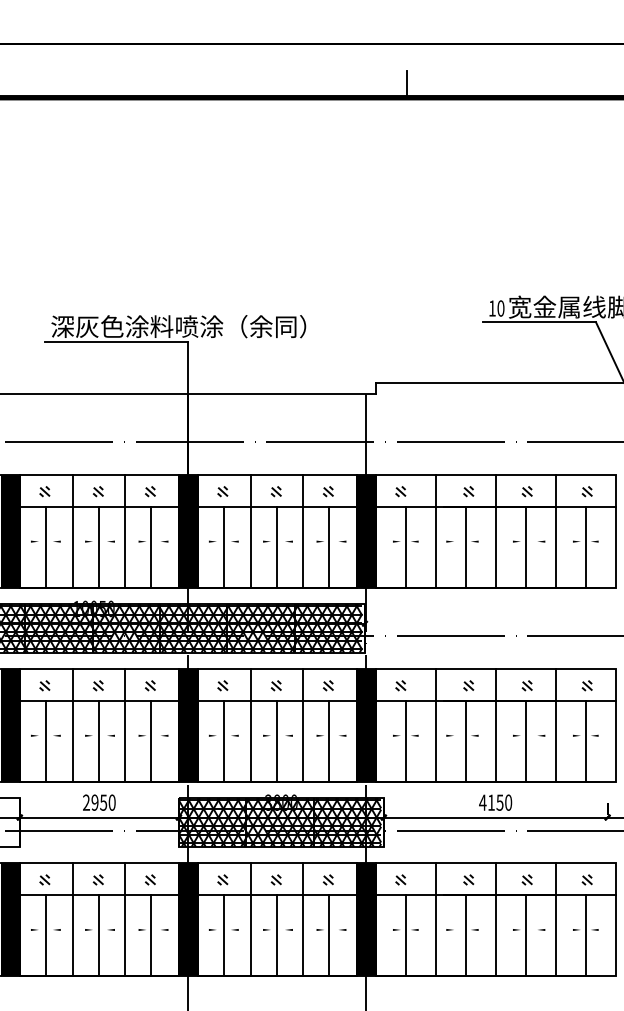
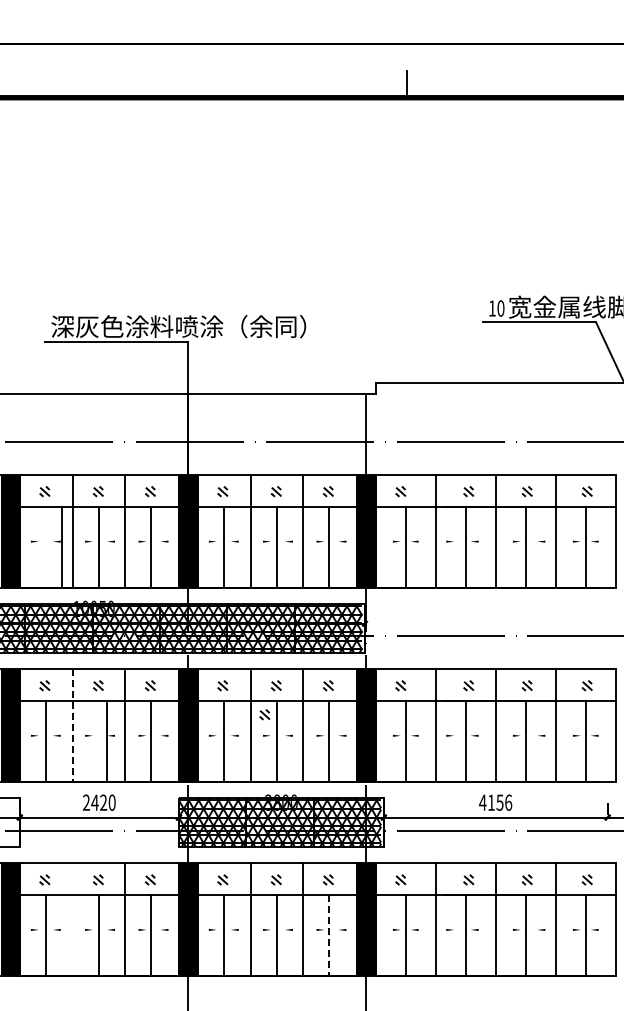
line position: (45, 547) -> (61, 547) (61, 547)
part: none -> present (264, 714)
line: solid -> dashed (73, 725)
line position: (99, 741) -> (107, 741) (107, 741)
text: 2950 -> 2420 (99, 802)
text: 4150 -> 4156 (508, 802)
line: present -> none (73, 919)
line: solid -> dashed (329, 936)
